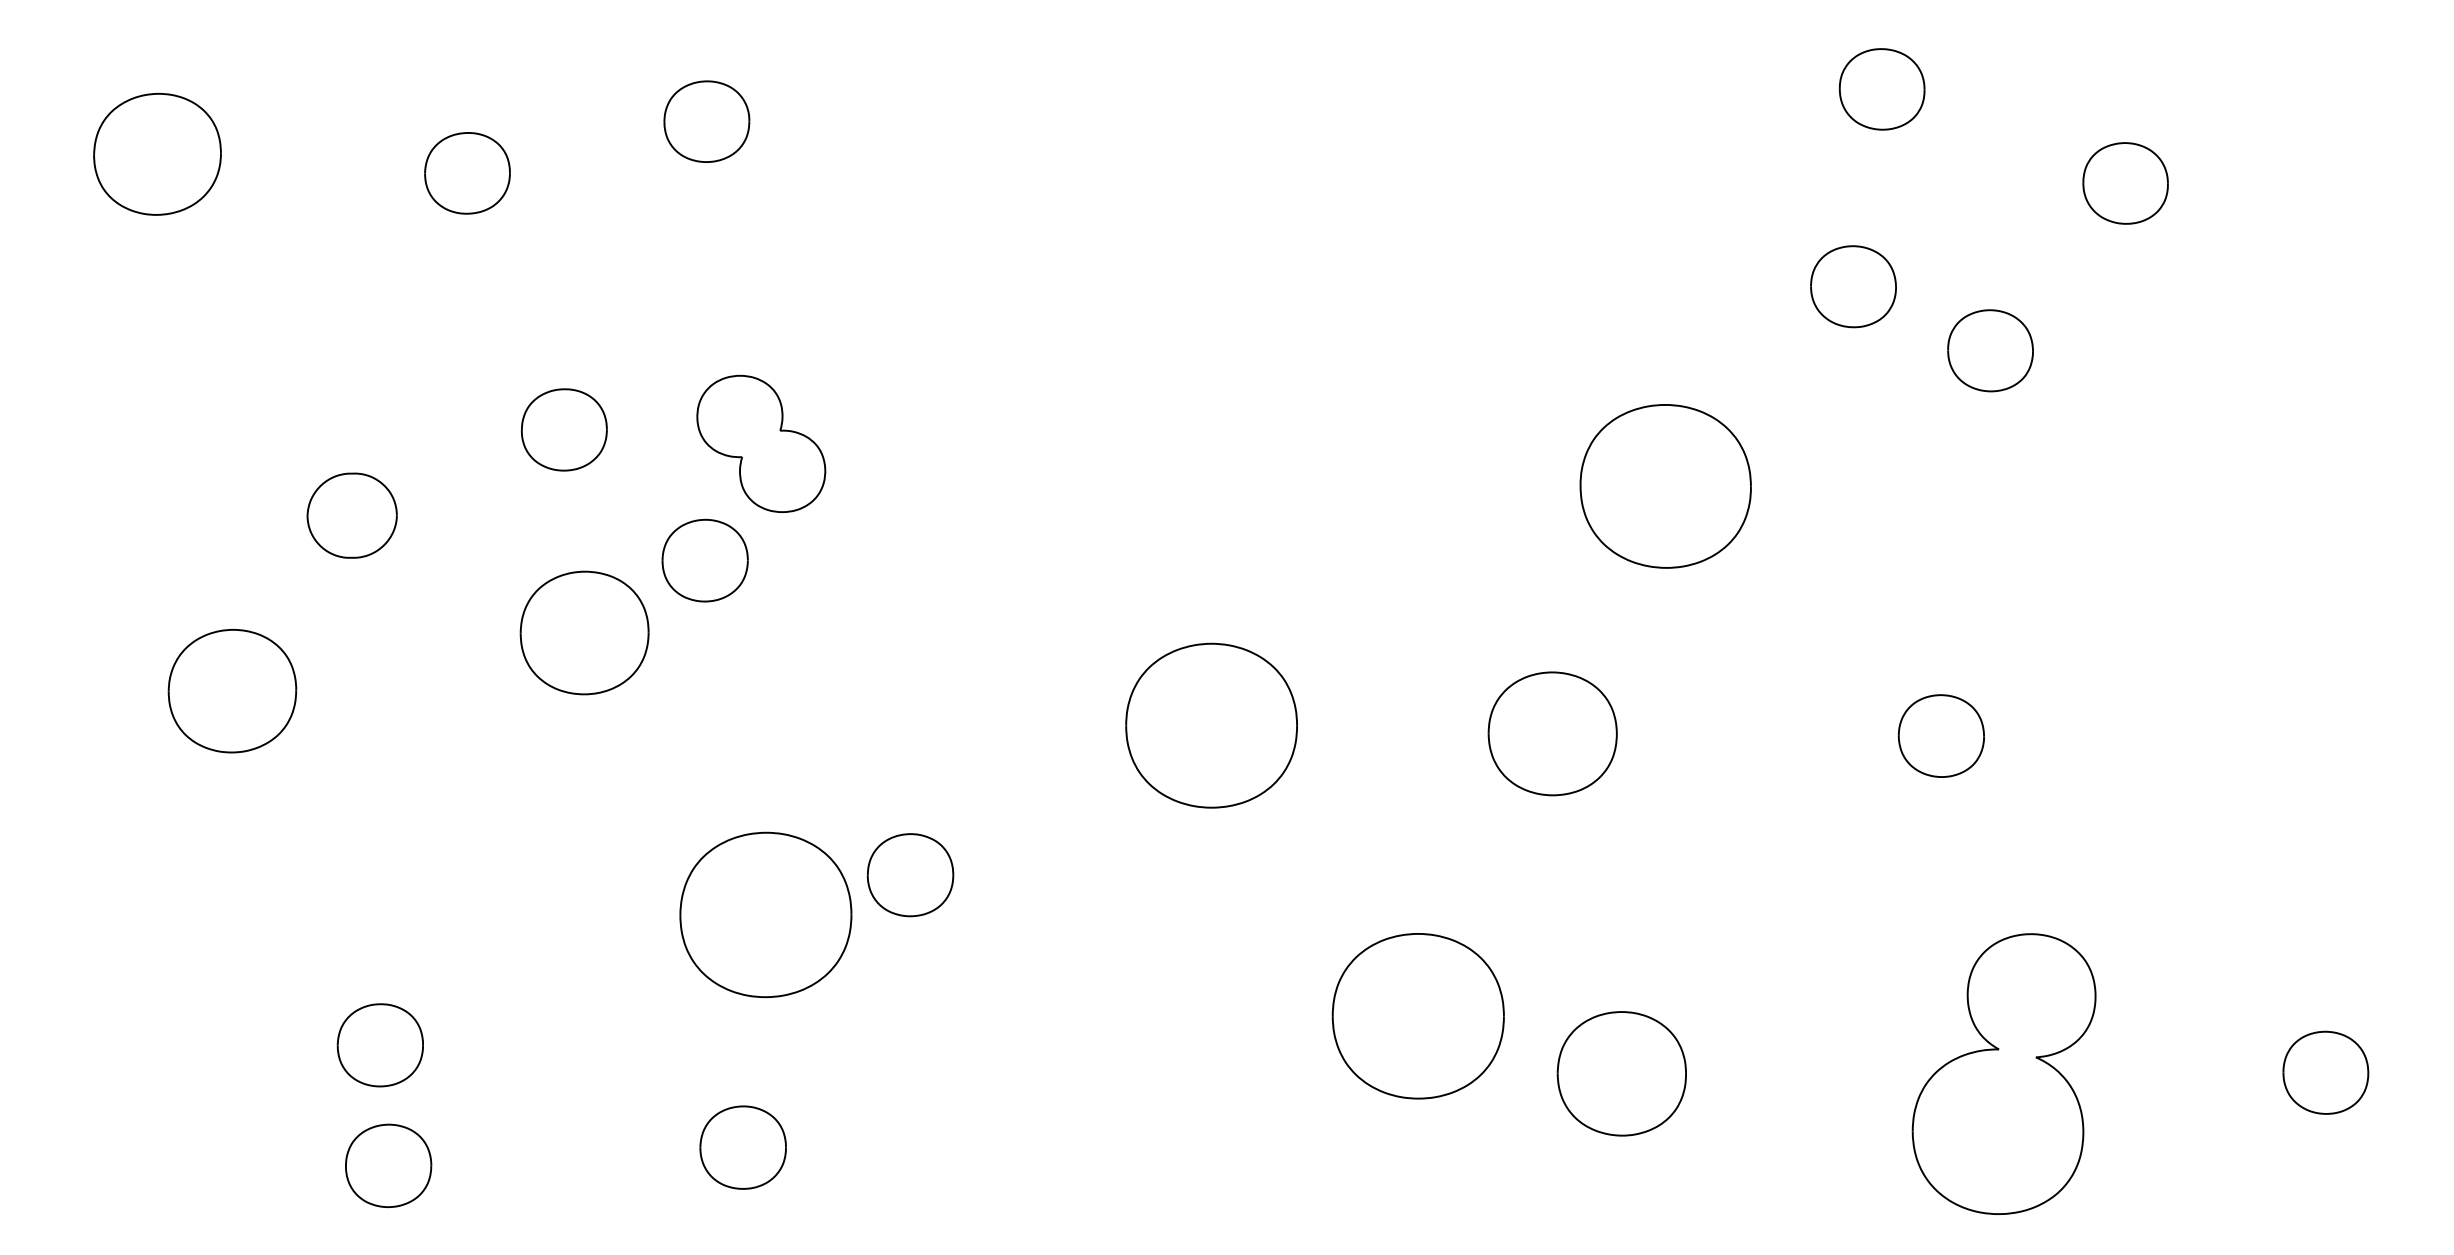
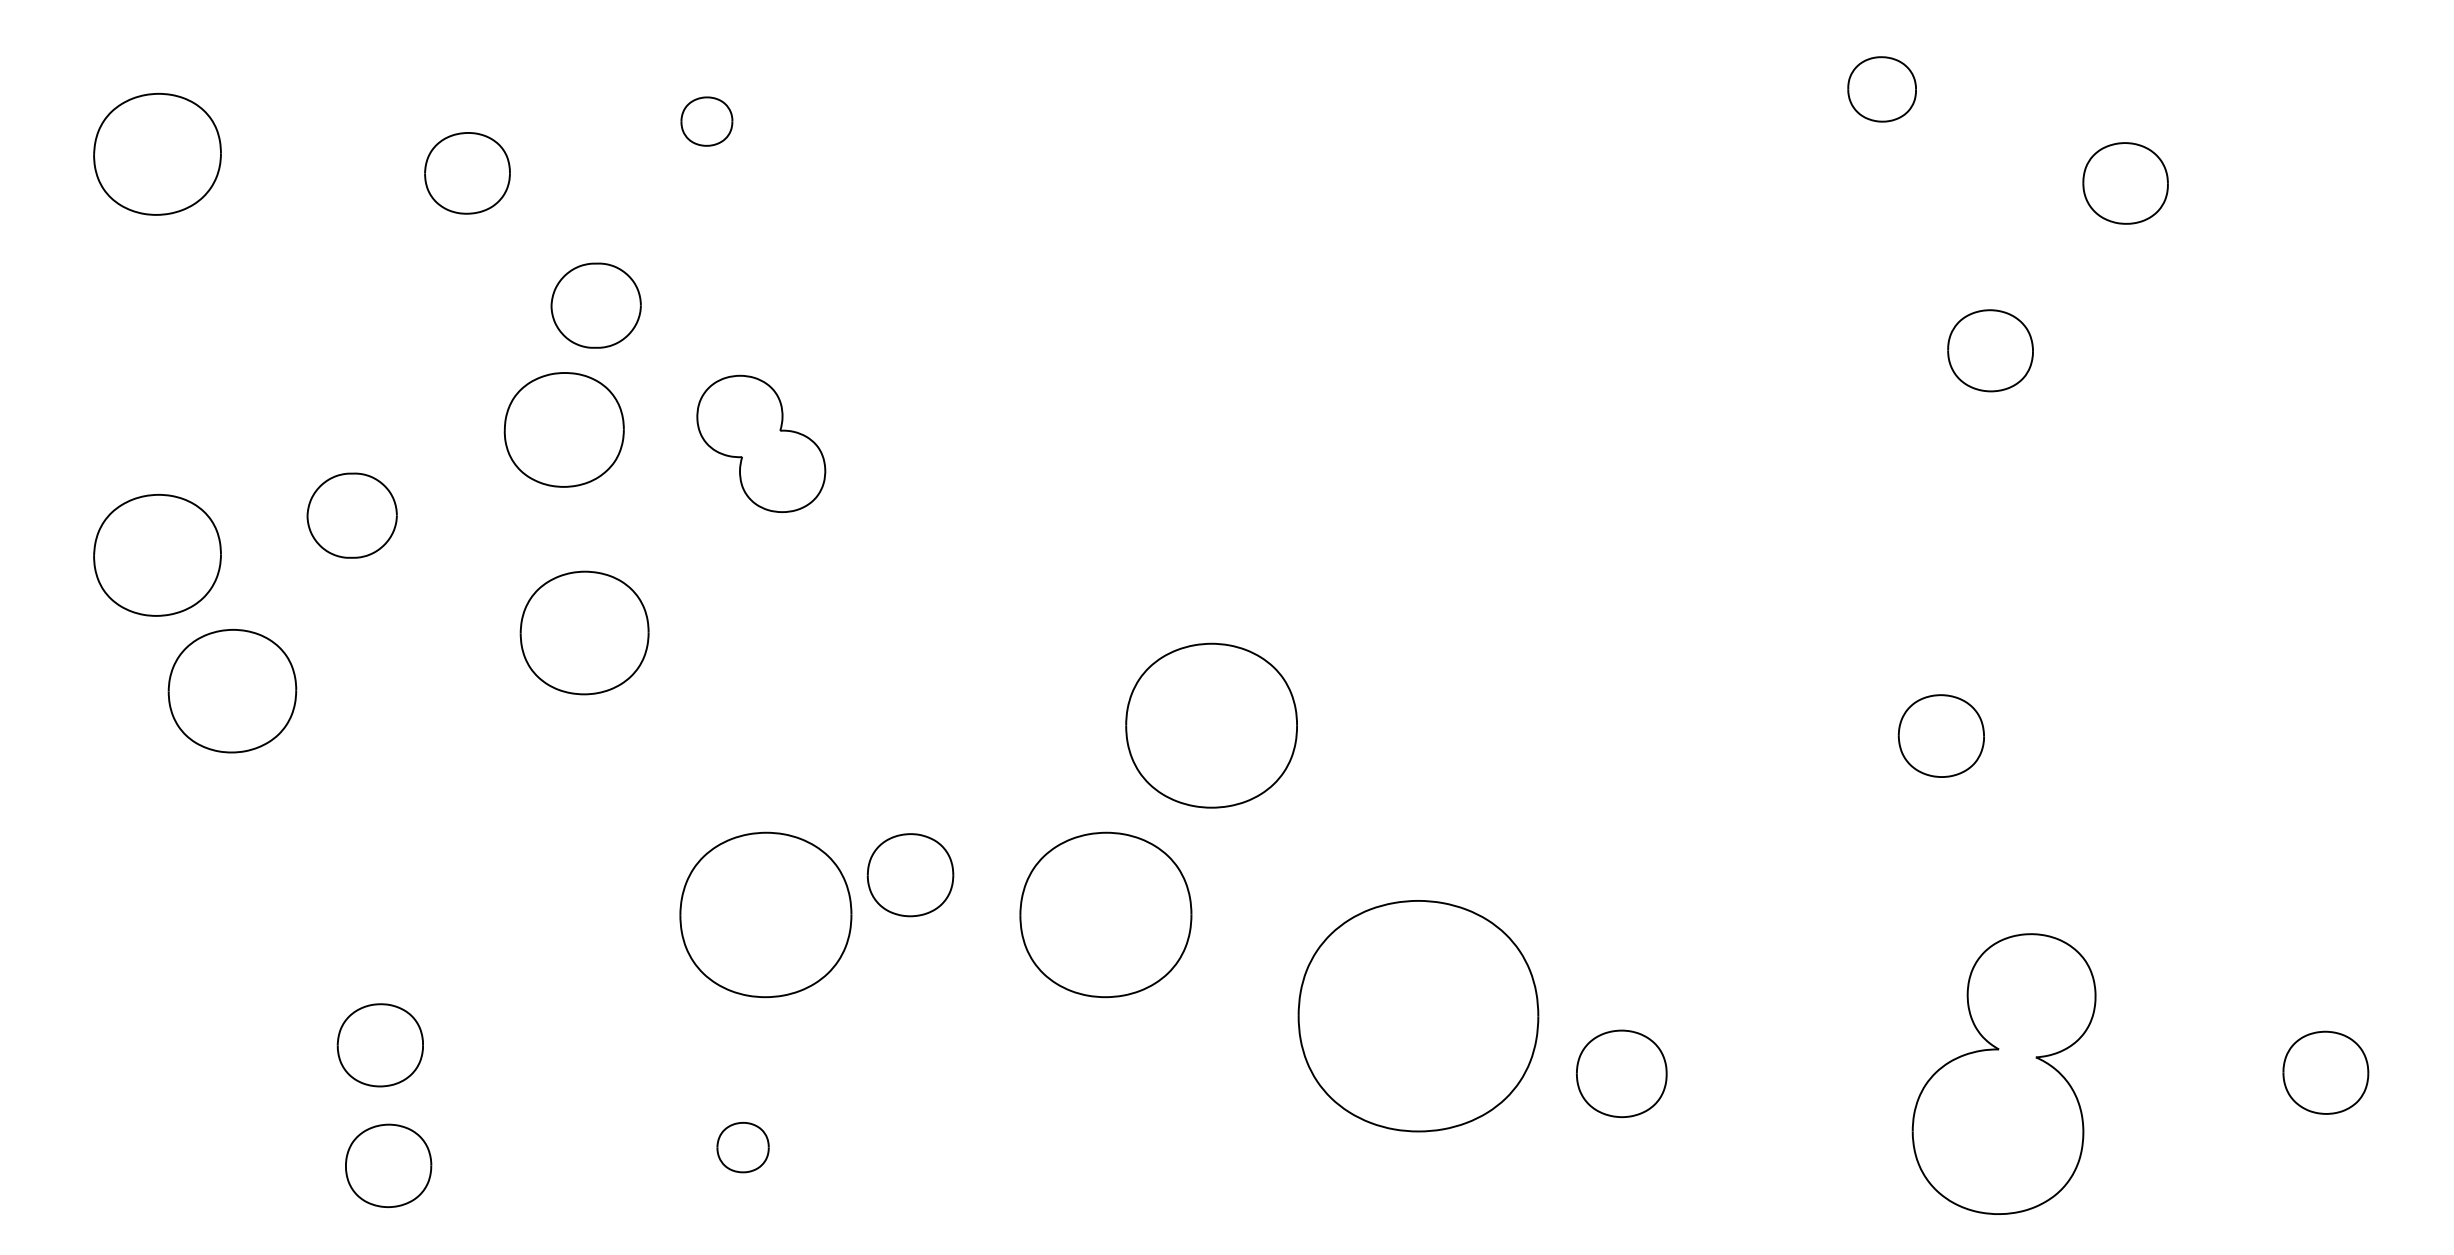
part size: 88x83 px -> 70x67 px (1881, 89)
part size: 88x83 px -> 54x51 px (706, 121)
part: present -> none (1853, 286)
part: none -> present (595, 305)
part size: 87x84 px -> 122x116 px (563, 429)
part: present -> none (1665, 486)
part: none -> present (157, 555)
part: present -> none (704, 560)
part: present -> none (1552, 733)
part: none -> present (1105, 914)
part size: 174x167 px -> 243x233 px (1418, 1016)
part size: 131x126 px -> 92x89 px (1621, 1073)
part size: 88x85 px -> 54x52 px (742, 1147)
